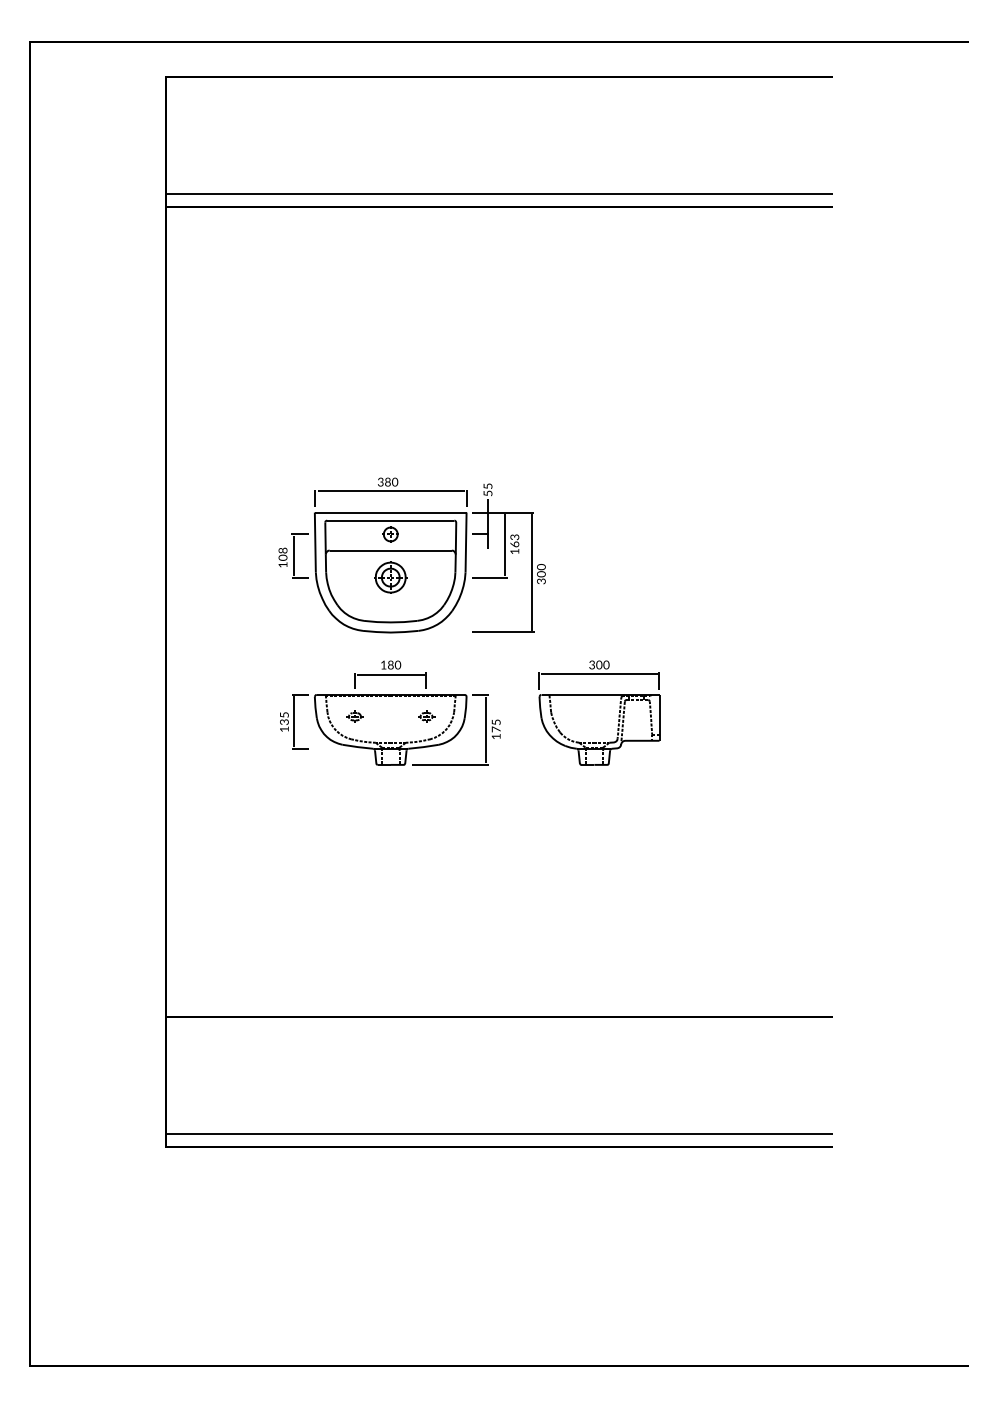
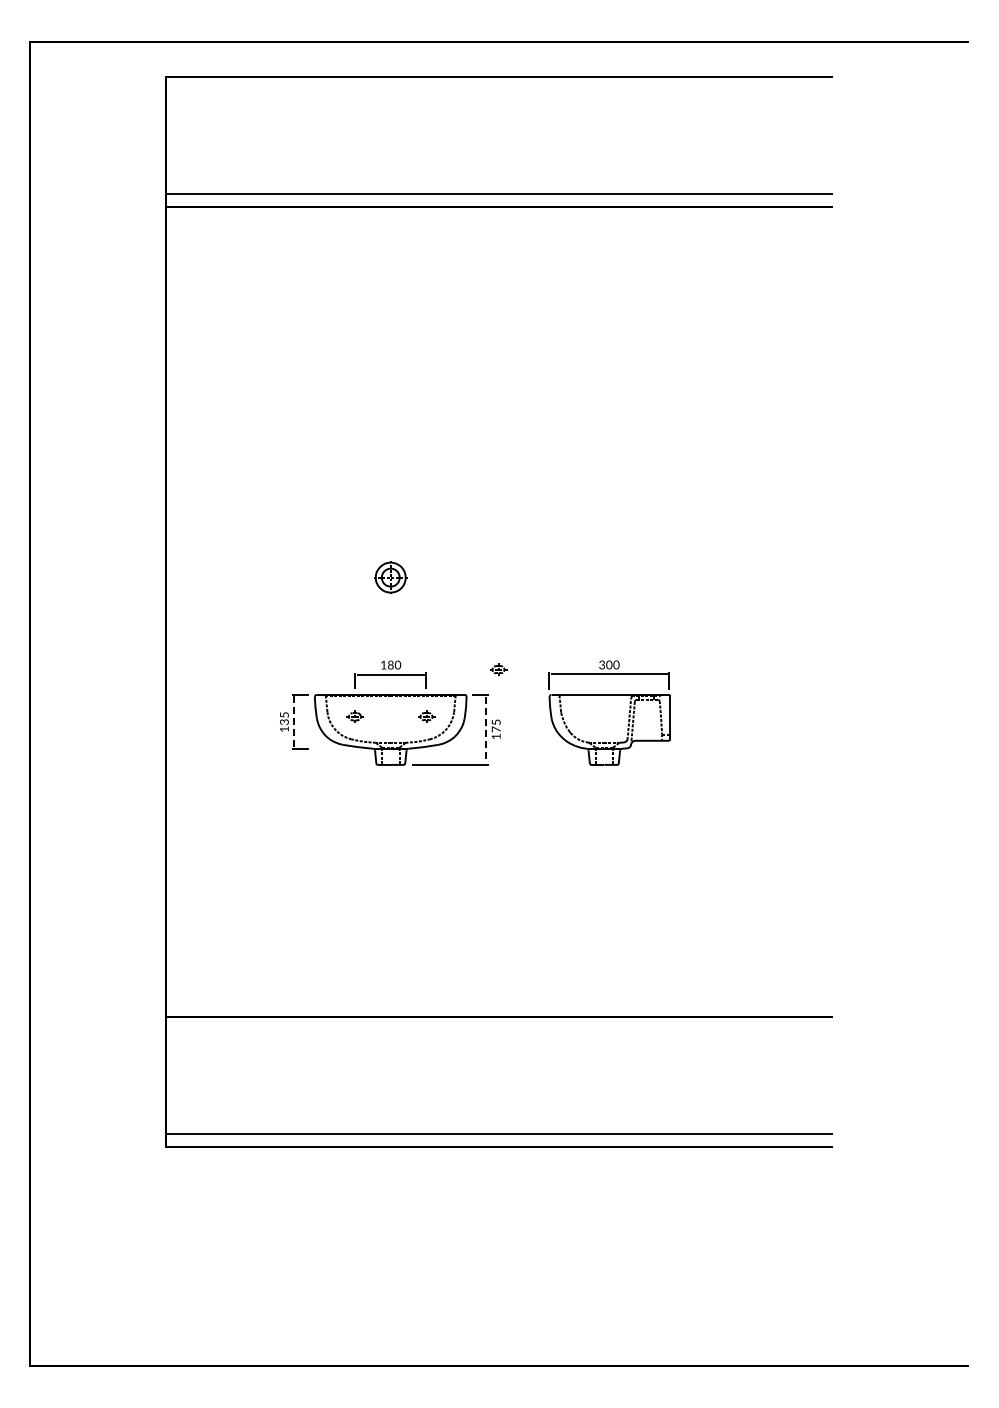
part: present -> none (411, 555)
part: none -> present (498, 669)
part position: (599, 712) -> (609, 712) (609, 712)
line: solid -> dashed (293, 722)
line: solid -> dashed (486, 730)
